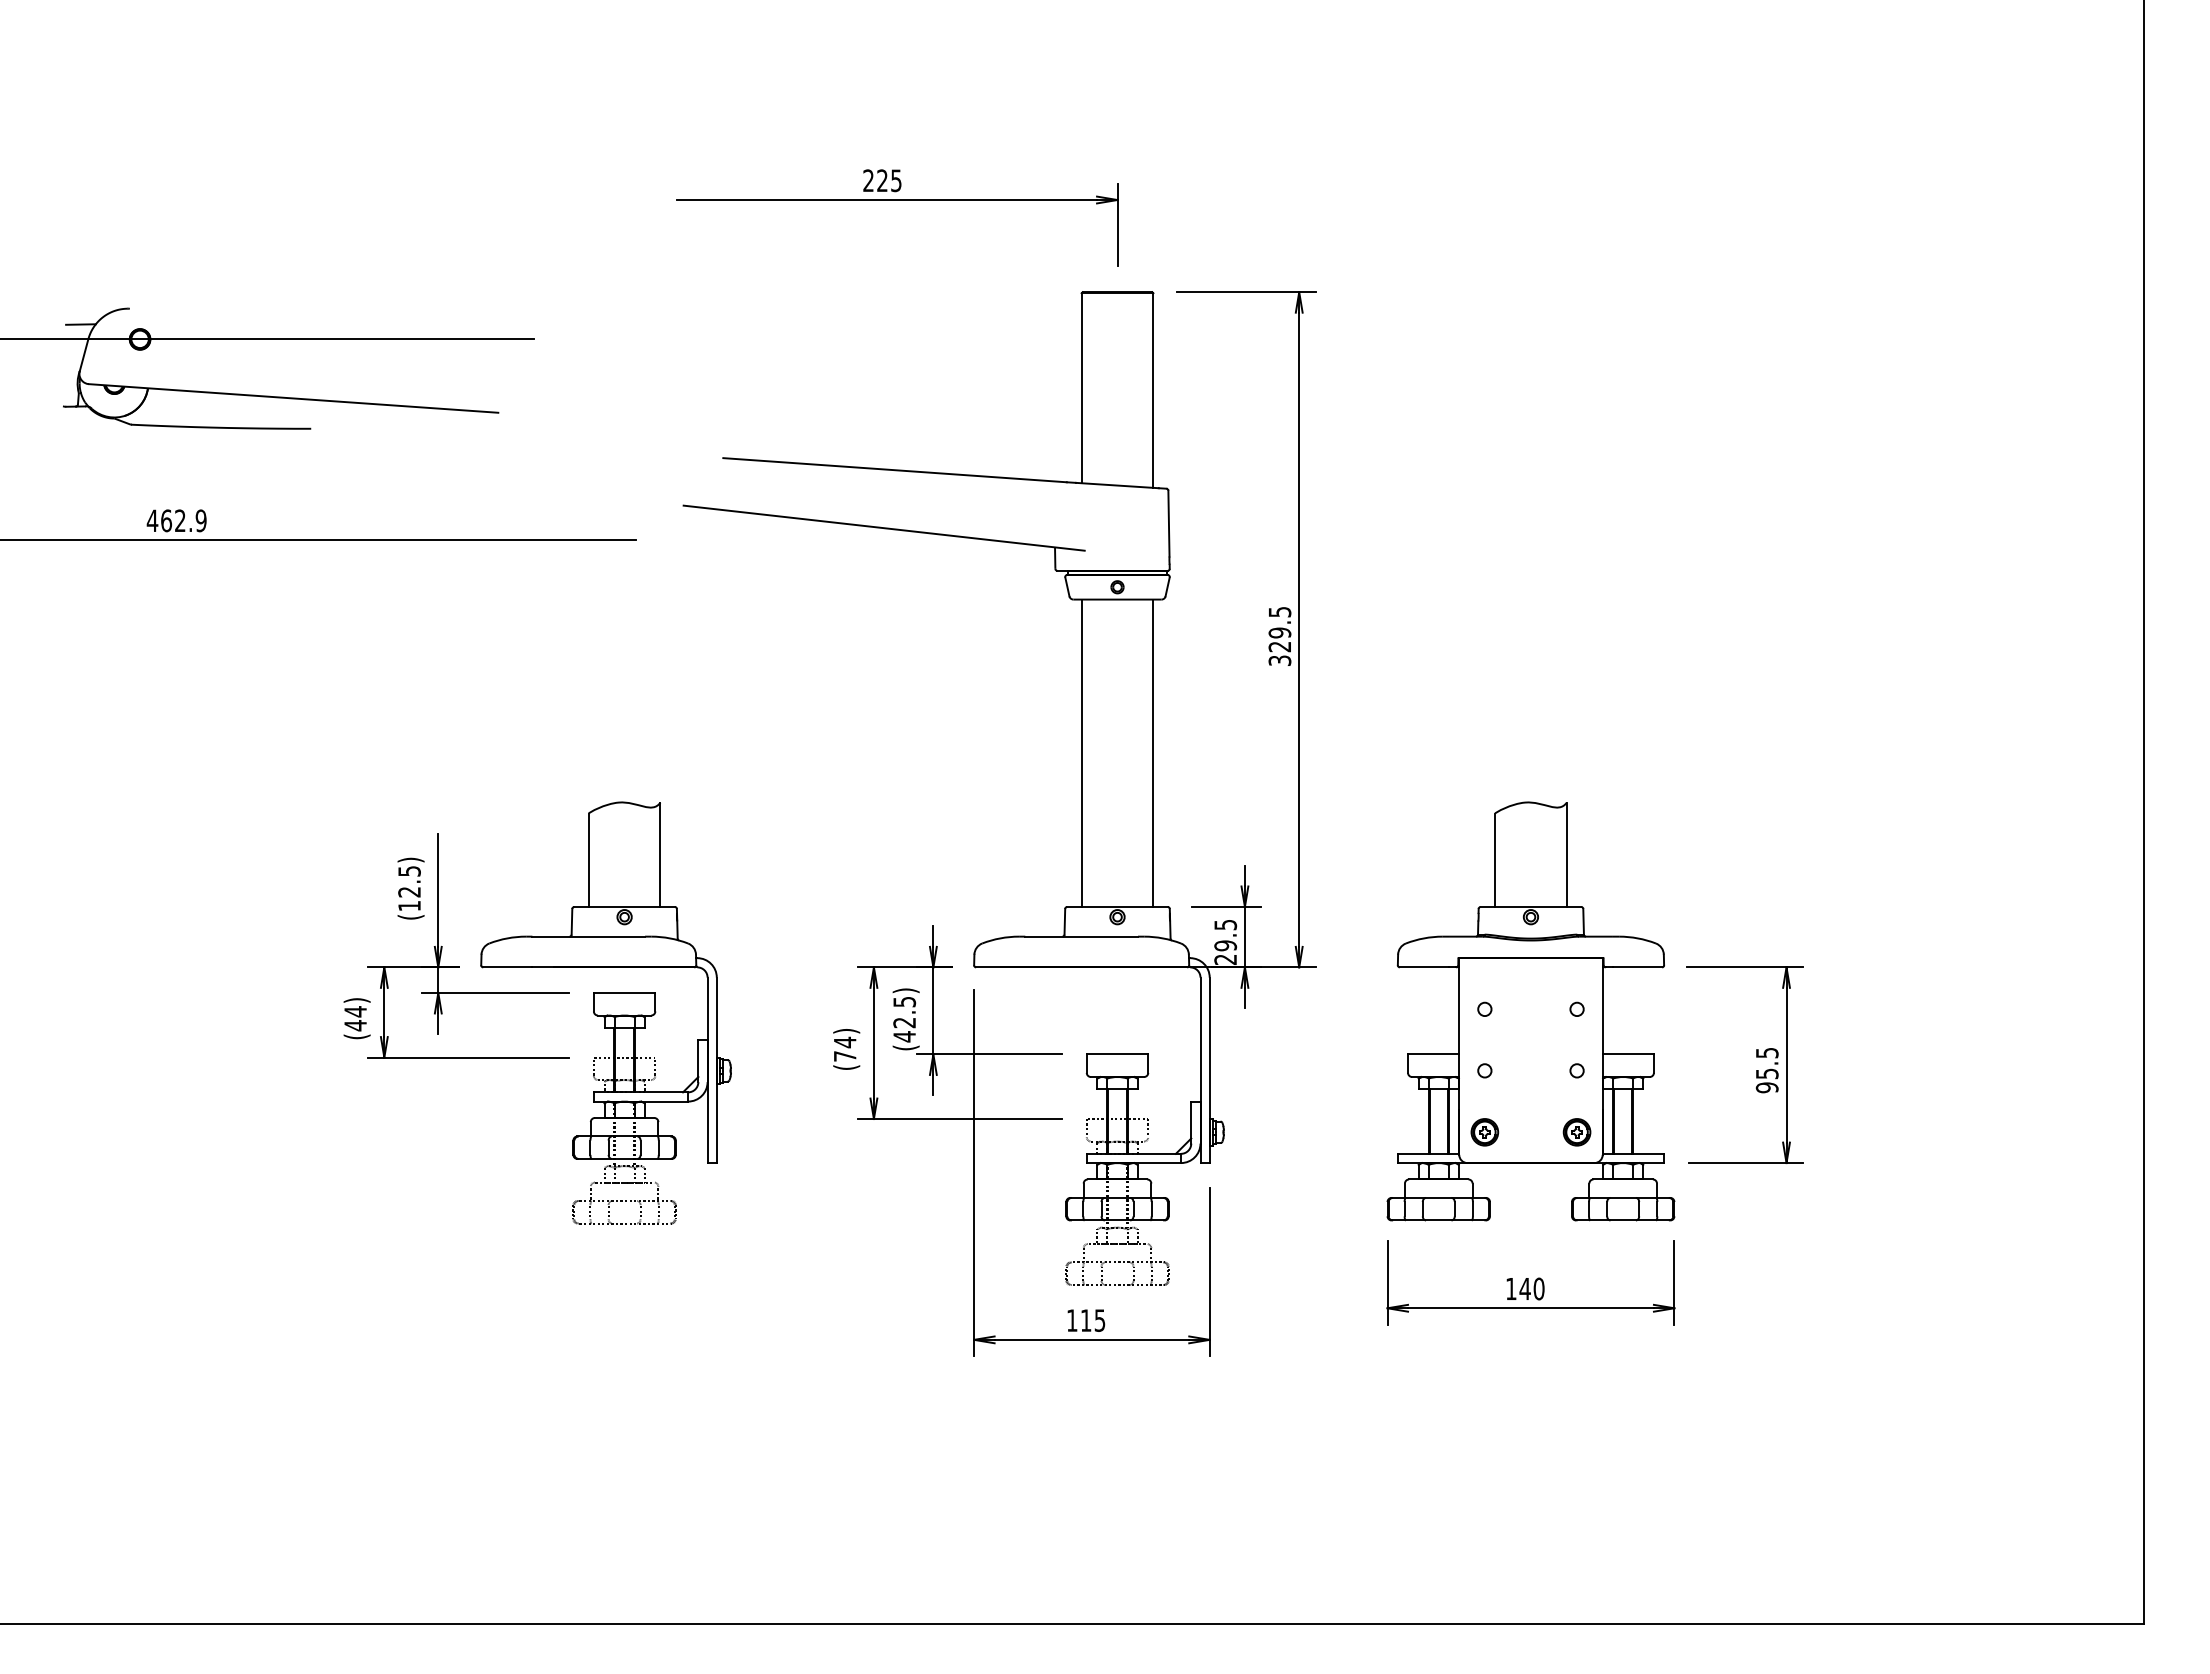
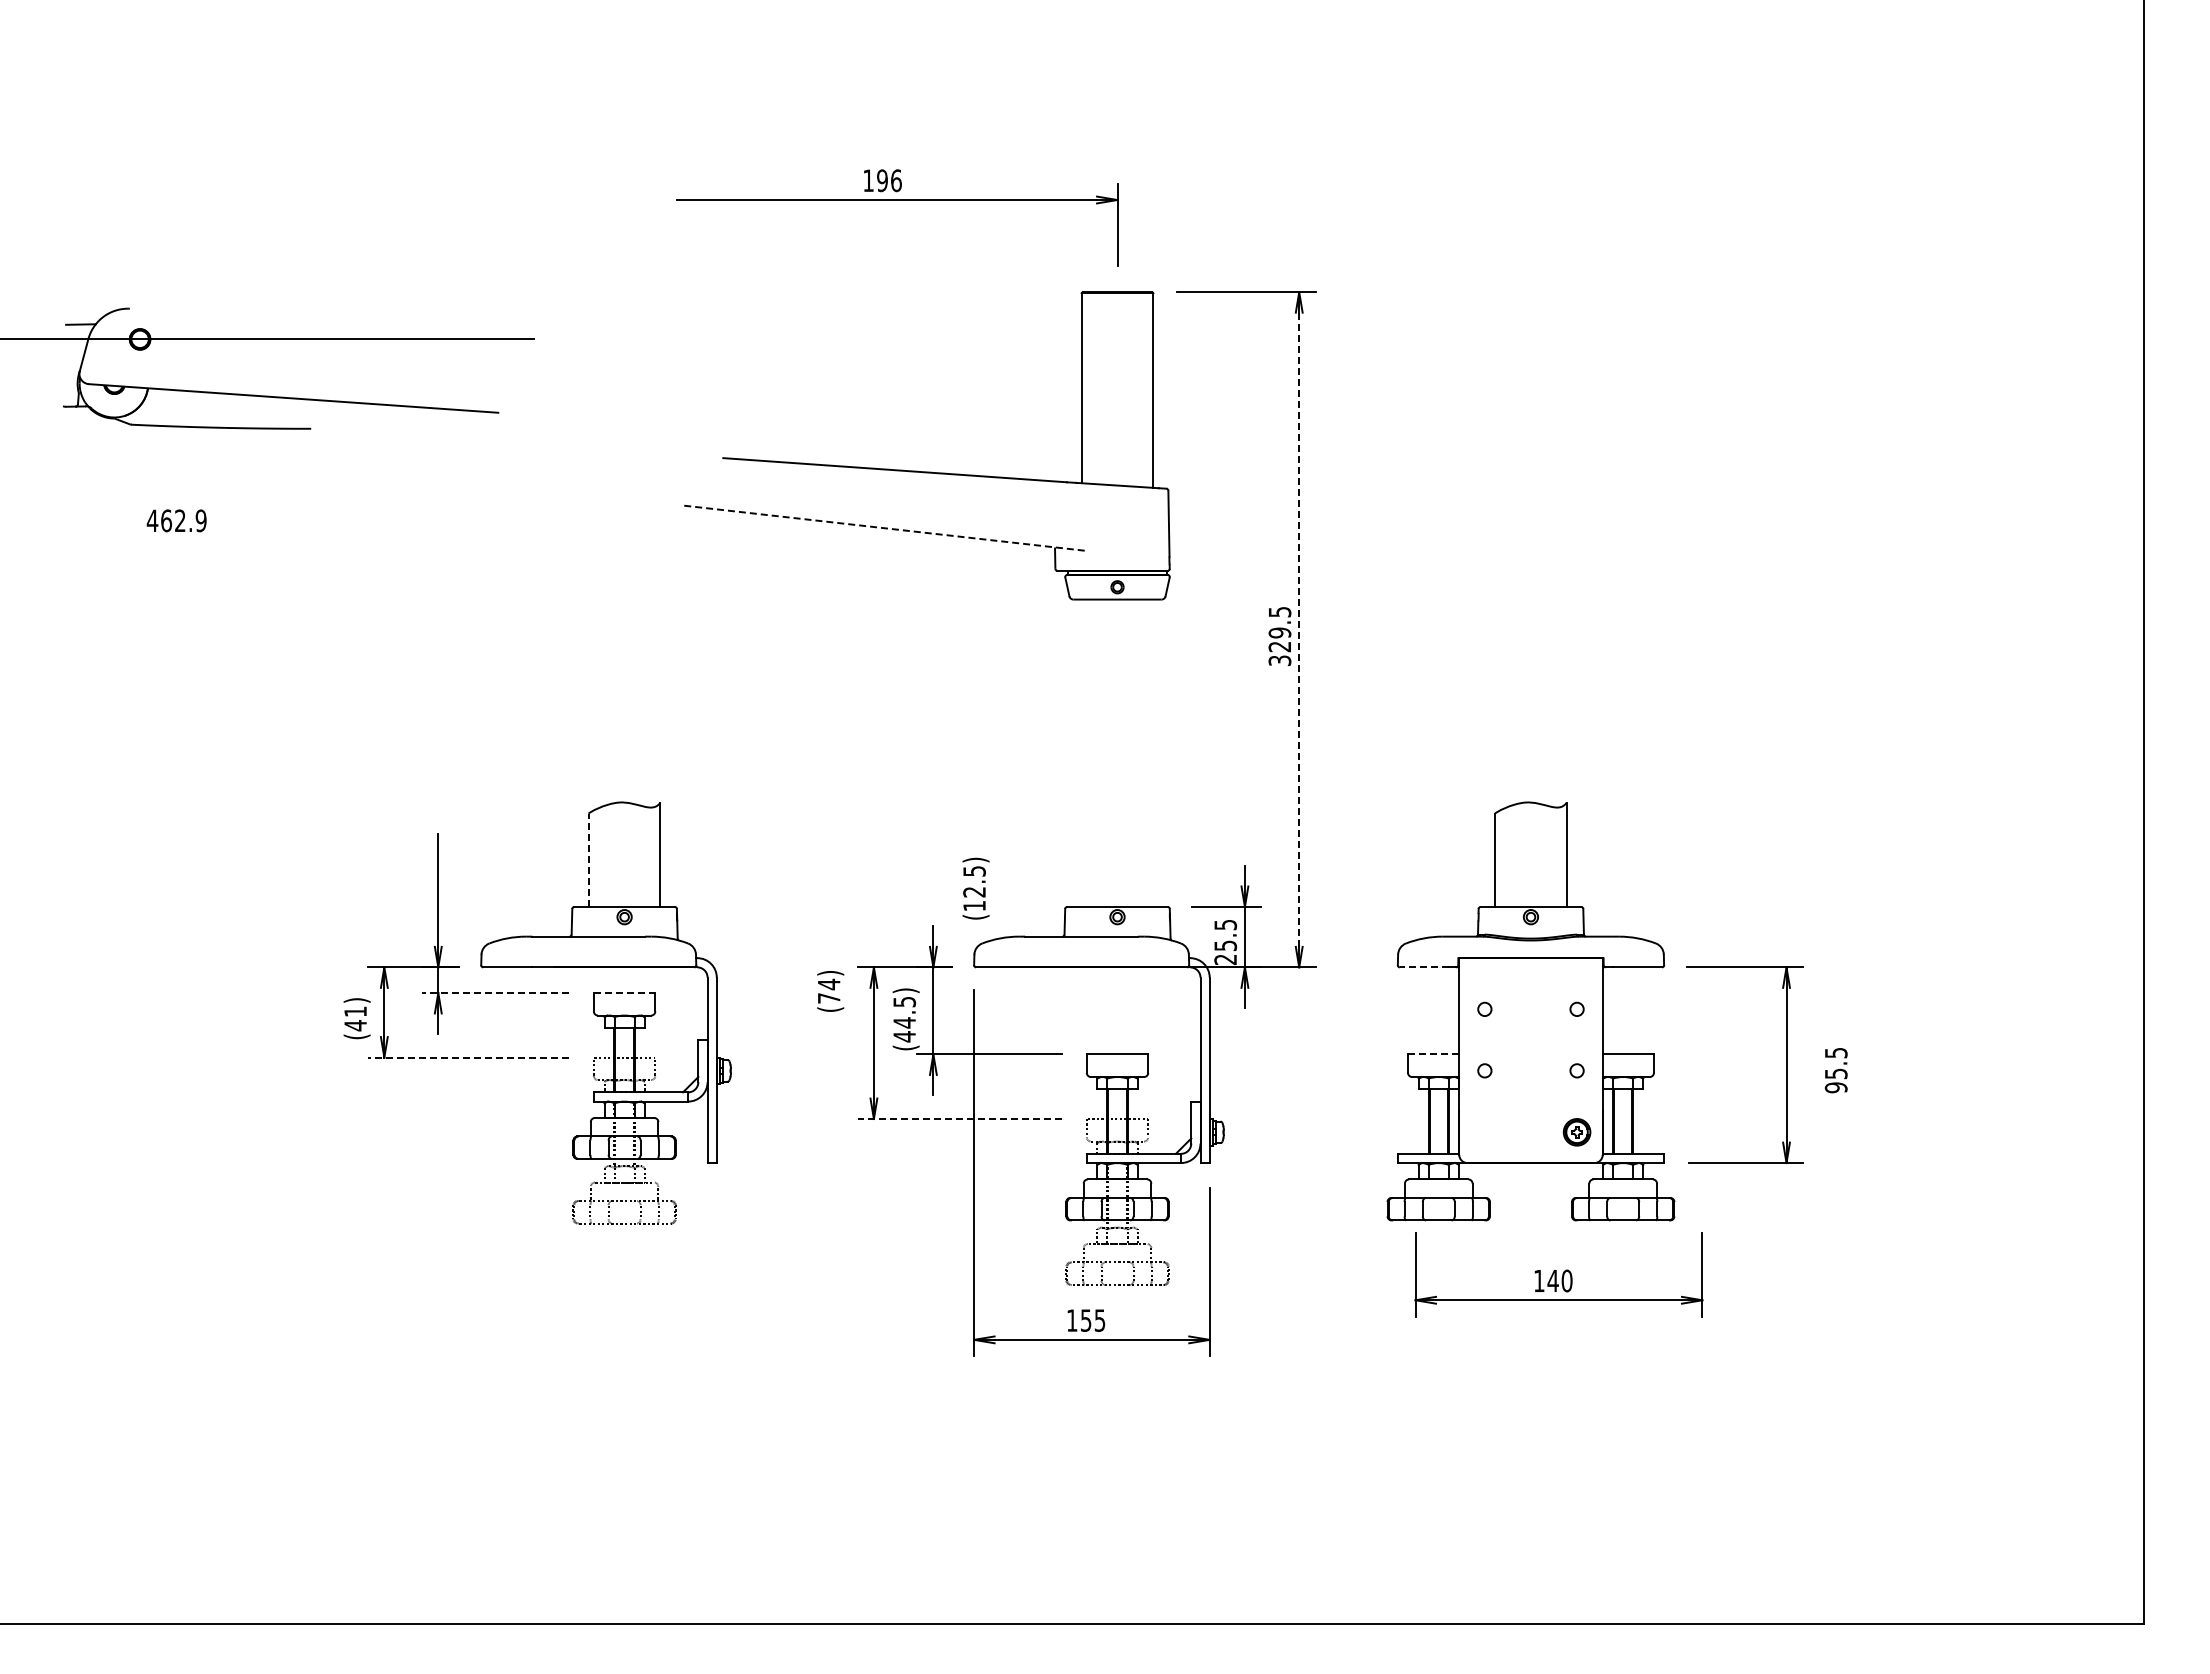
text: 225 -> 196 (882, 180)
line: solid -> dashed (884, 528)
line: present -> none (318, 540)
line: solid -> dashed (1299, 630)
line: present -> none (1081, 752)
line: present -> none (1153, 752)
line: solid -> dashed (588, 860)
text position: (410, 888) -> (975, 888) (975, 888)
text: 29.5 -> 25.5 (1225, 945)
line: solid -> dashed (1424, 967)
line: solid -> dashed (495, 993)
line: solid -> dashed (624, 993)
text: (44) -> (41) (355, 1011)
text: (42.5) -> (44.5) (904, 1022)
text position: (846, 1049) -> (830, 991) (830, 991)
line: solid -> dashed (1433, 1054)
line: solid -> dashed (468, 1057)
text position: (1766, 1070) -> (1835, 1070) (1835, 1070)
line: solid -> dashed (959, 1119)
part: present -> none (1484, 1132)
part position: (1530, 1282) -> (1558, 1274) (1558, 1274)
text: 115 -> 155 (1086, 1320)
